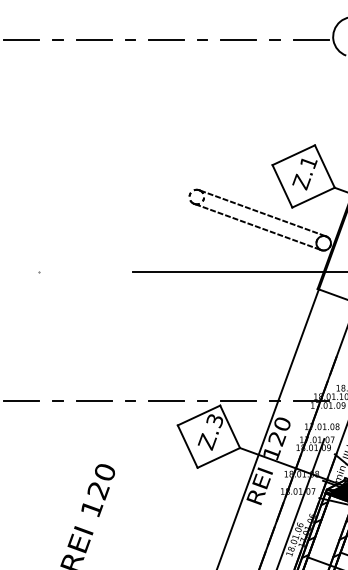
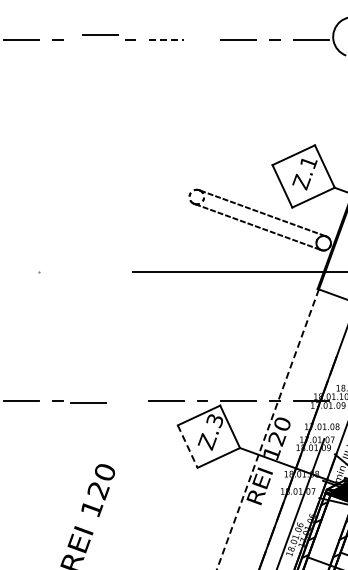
line position: (94, 39) -> (100, 34) (100, 34)
line: present -> none (202, 39)
line: solid -> dashed (166, 40)
line position: (94, 400) -> (88, 402) (88, 402)
line: present -> none (130, 400)
line: solid -> dashed (267, 429)
line: solid -> dashed (187, 447)
